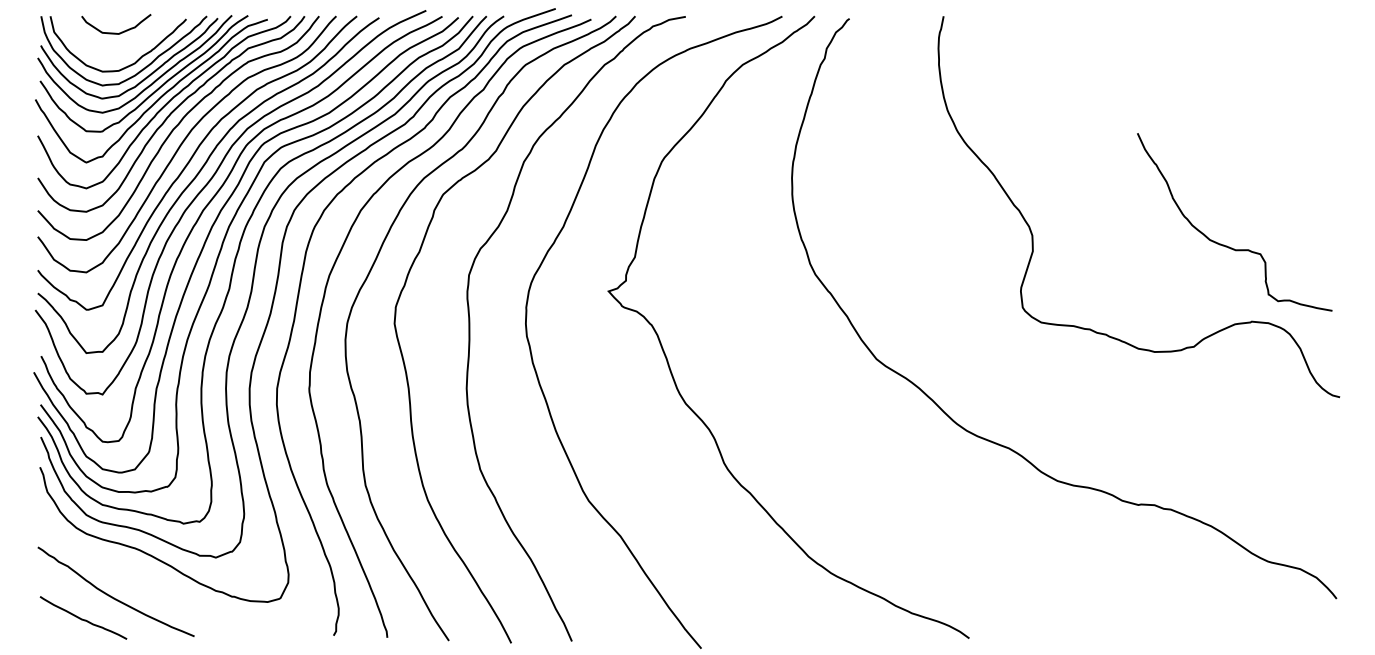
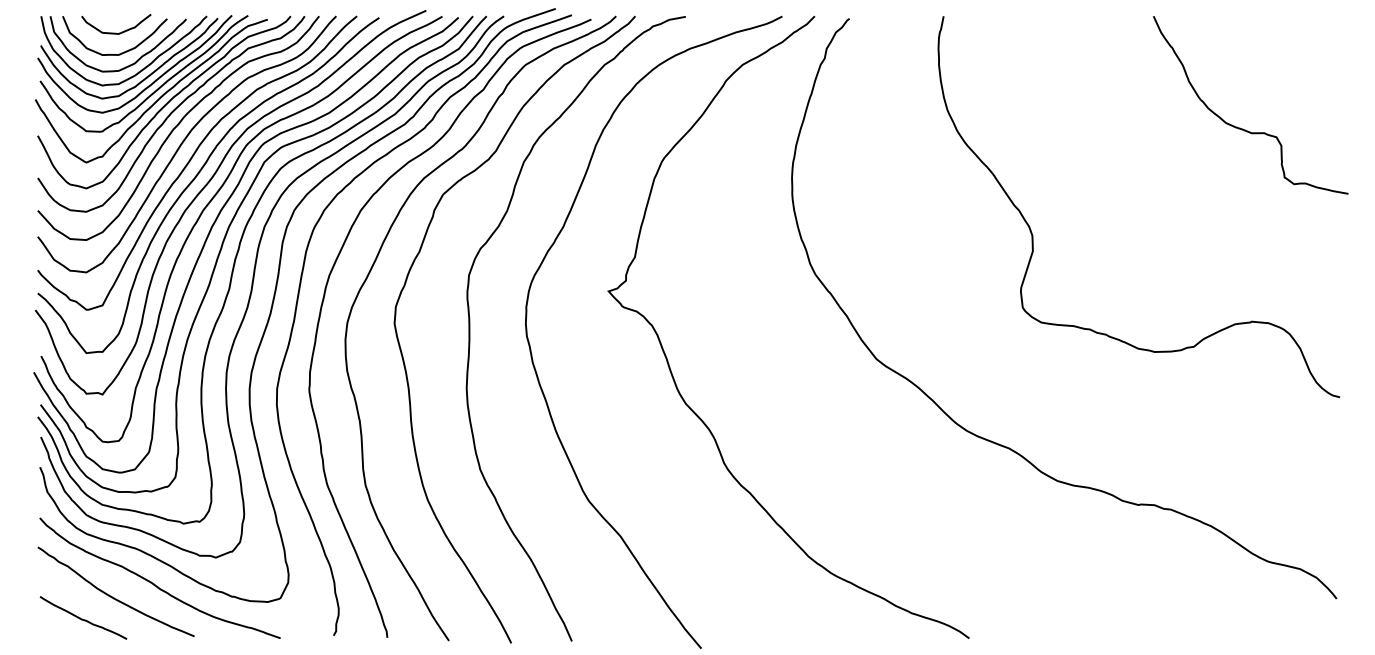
curve: none -> present (123, 51)
curve position: (1227, 245) -> (1243, 128) (1243, 128)
curve: none -> present (154, 583)
